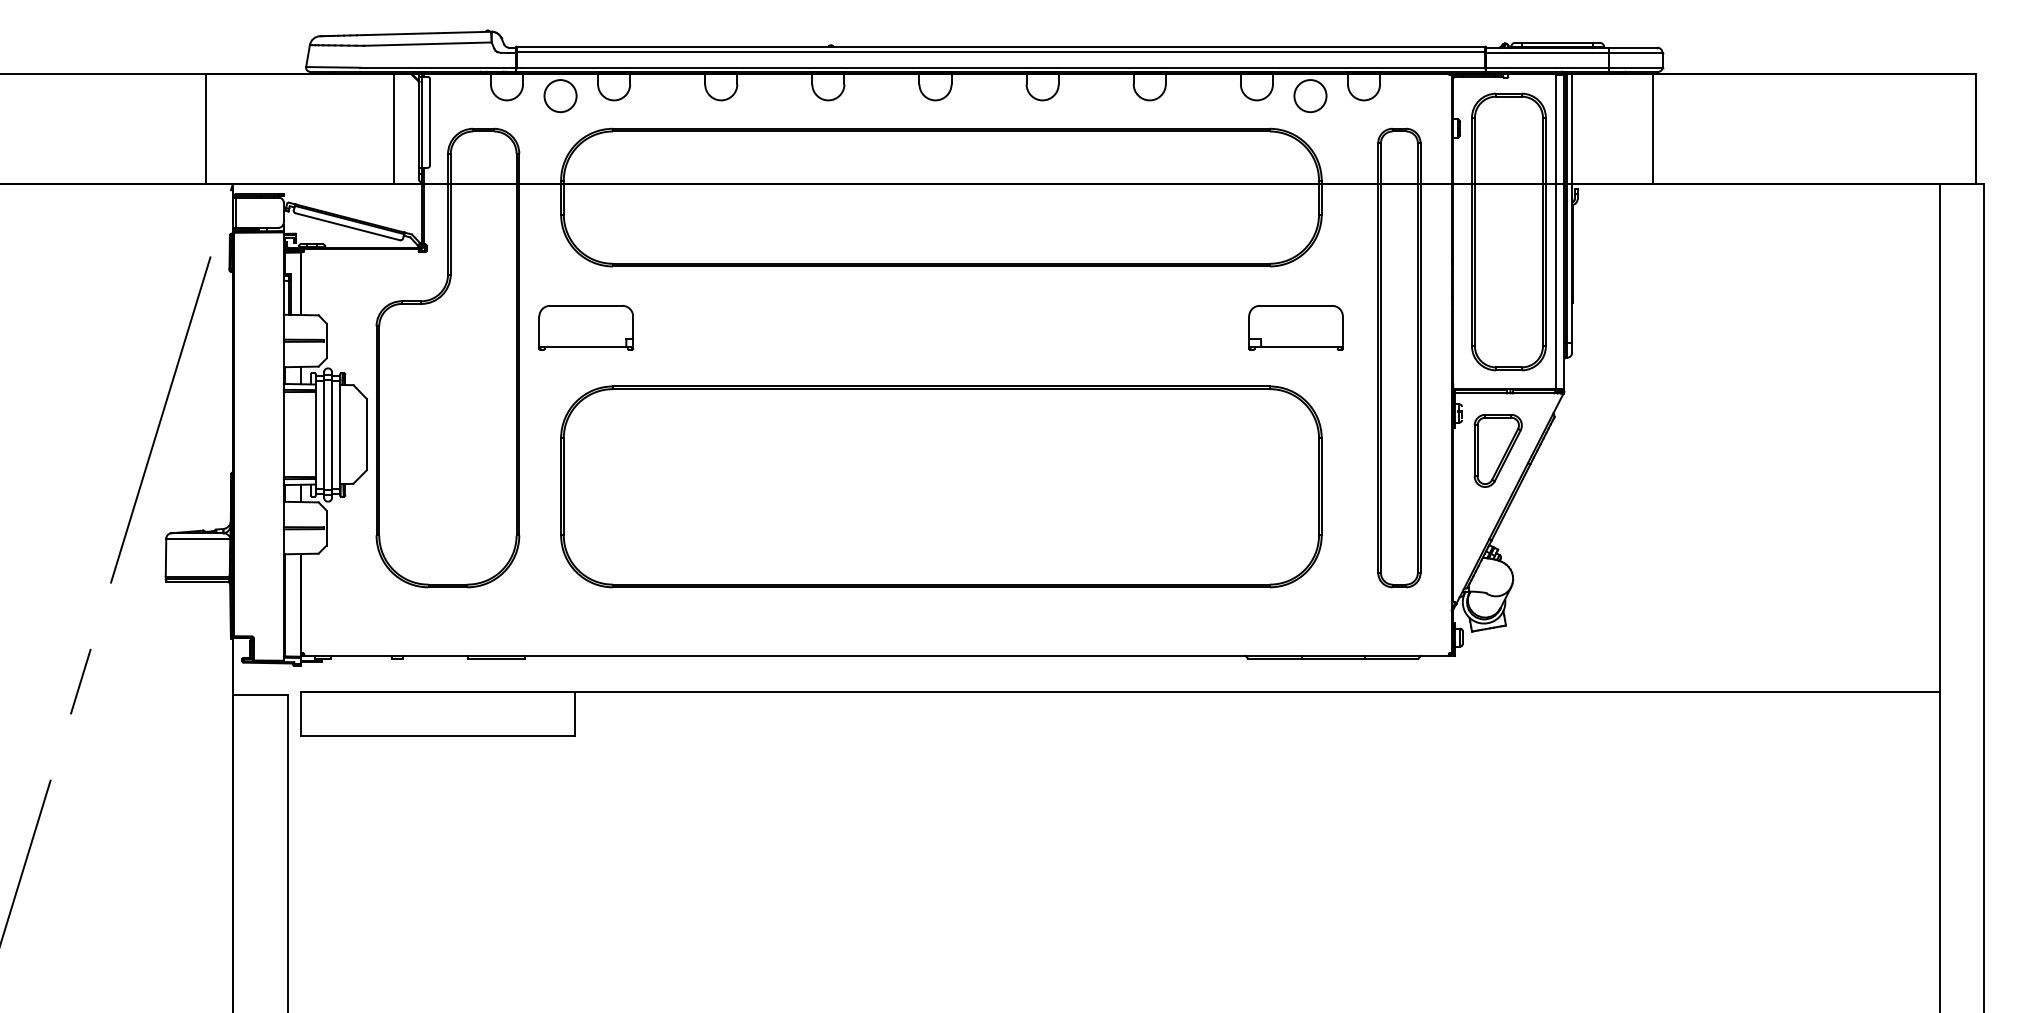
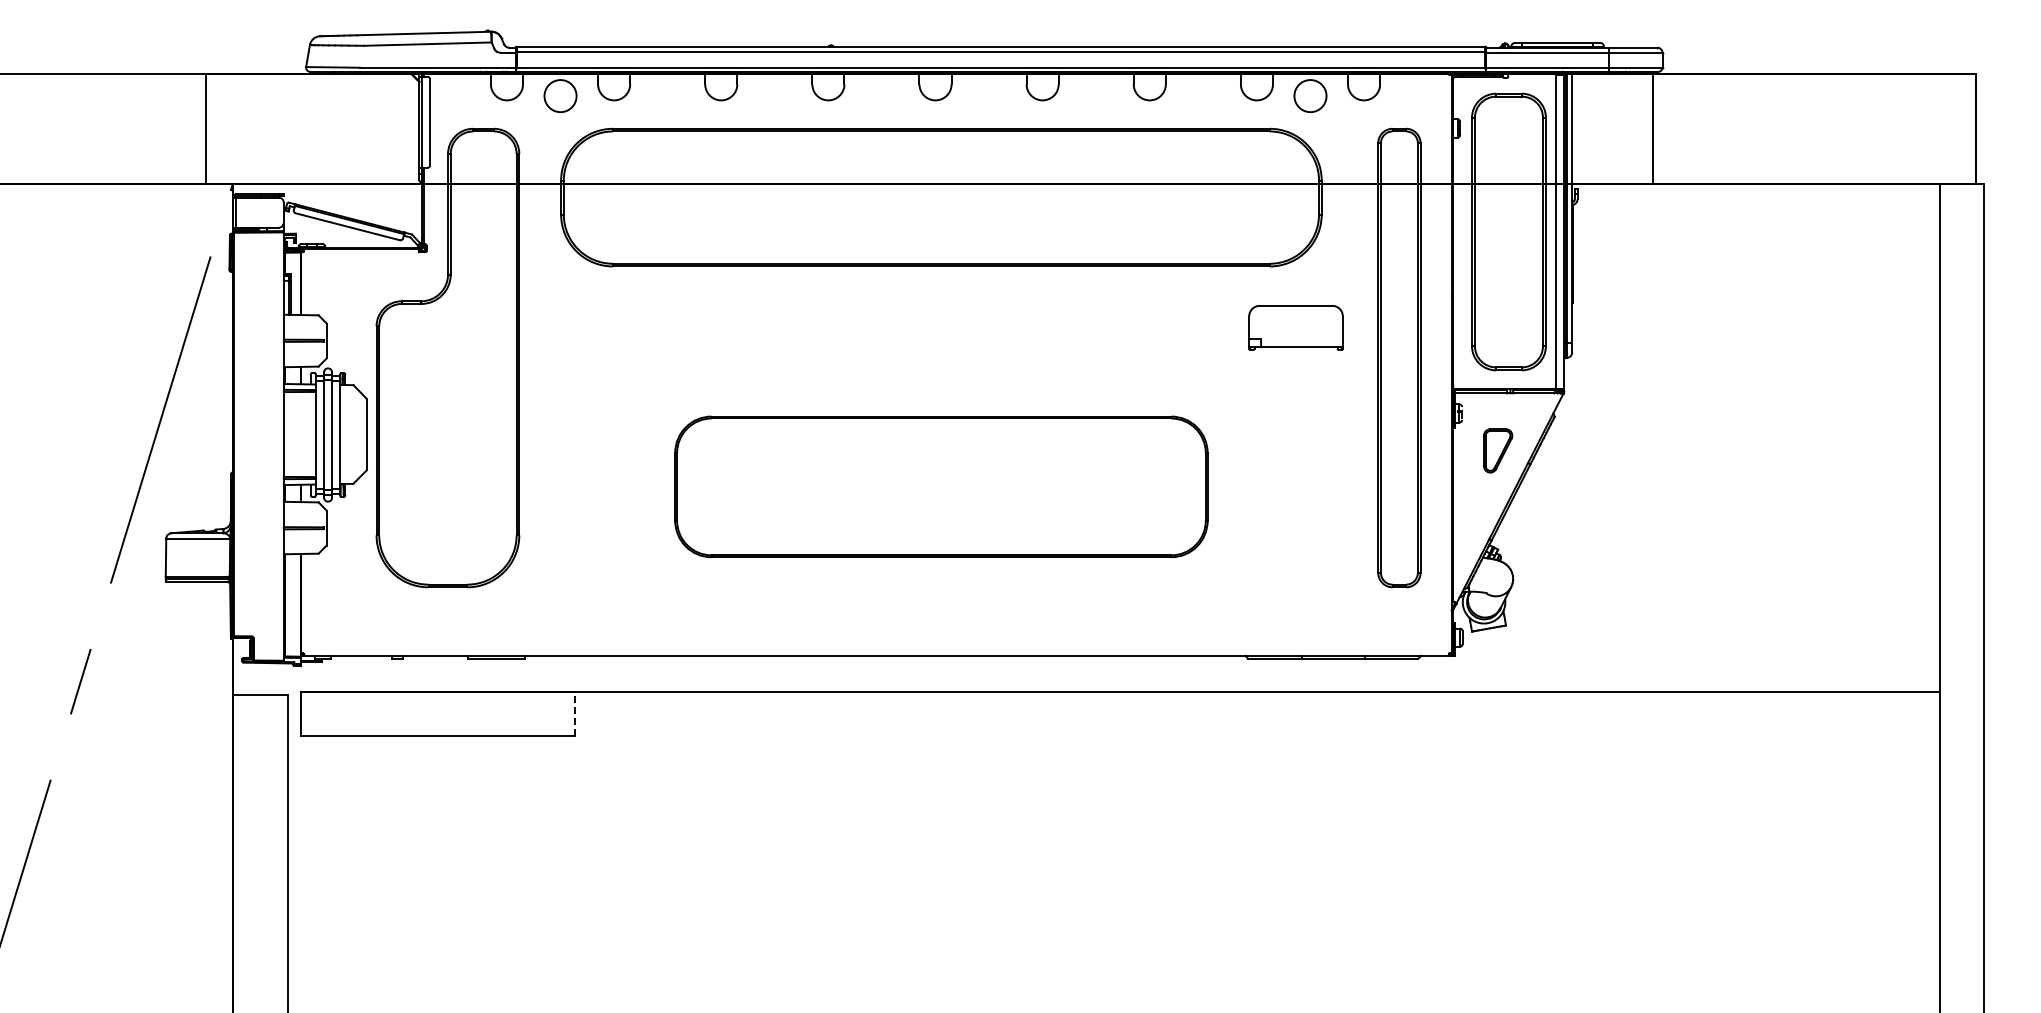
line: present -> none (394, 128)
part: present -> none (585, 327)
part size: 50x74 px -> 31x46 px (1498, 450)
part size: 763x204 px -> 535x144 px (941, 486)
line: solid -> dashed (574, 714)
